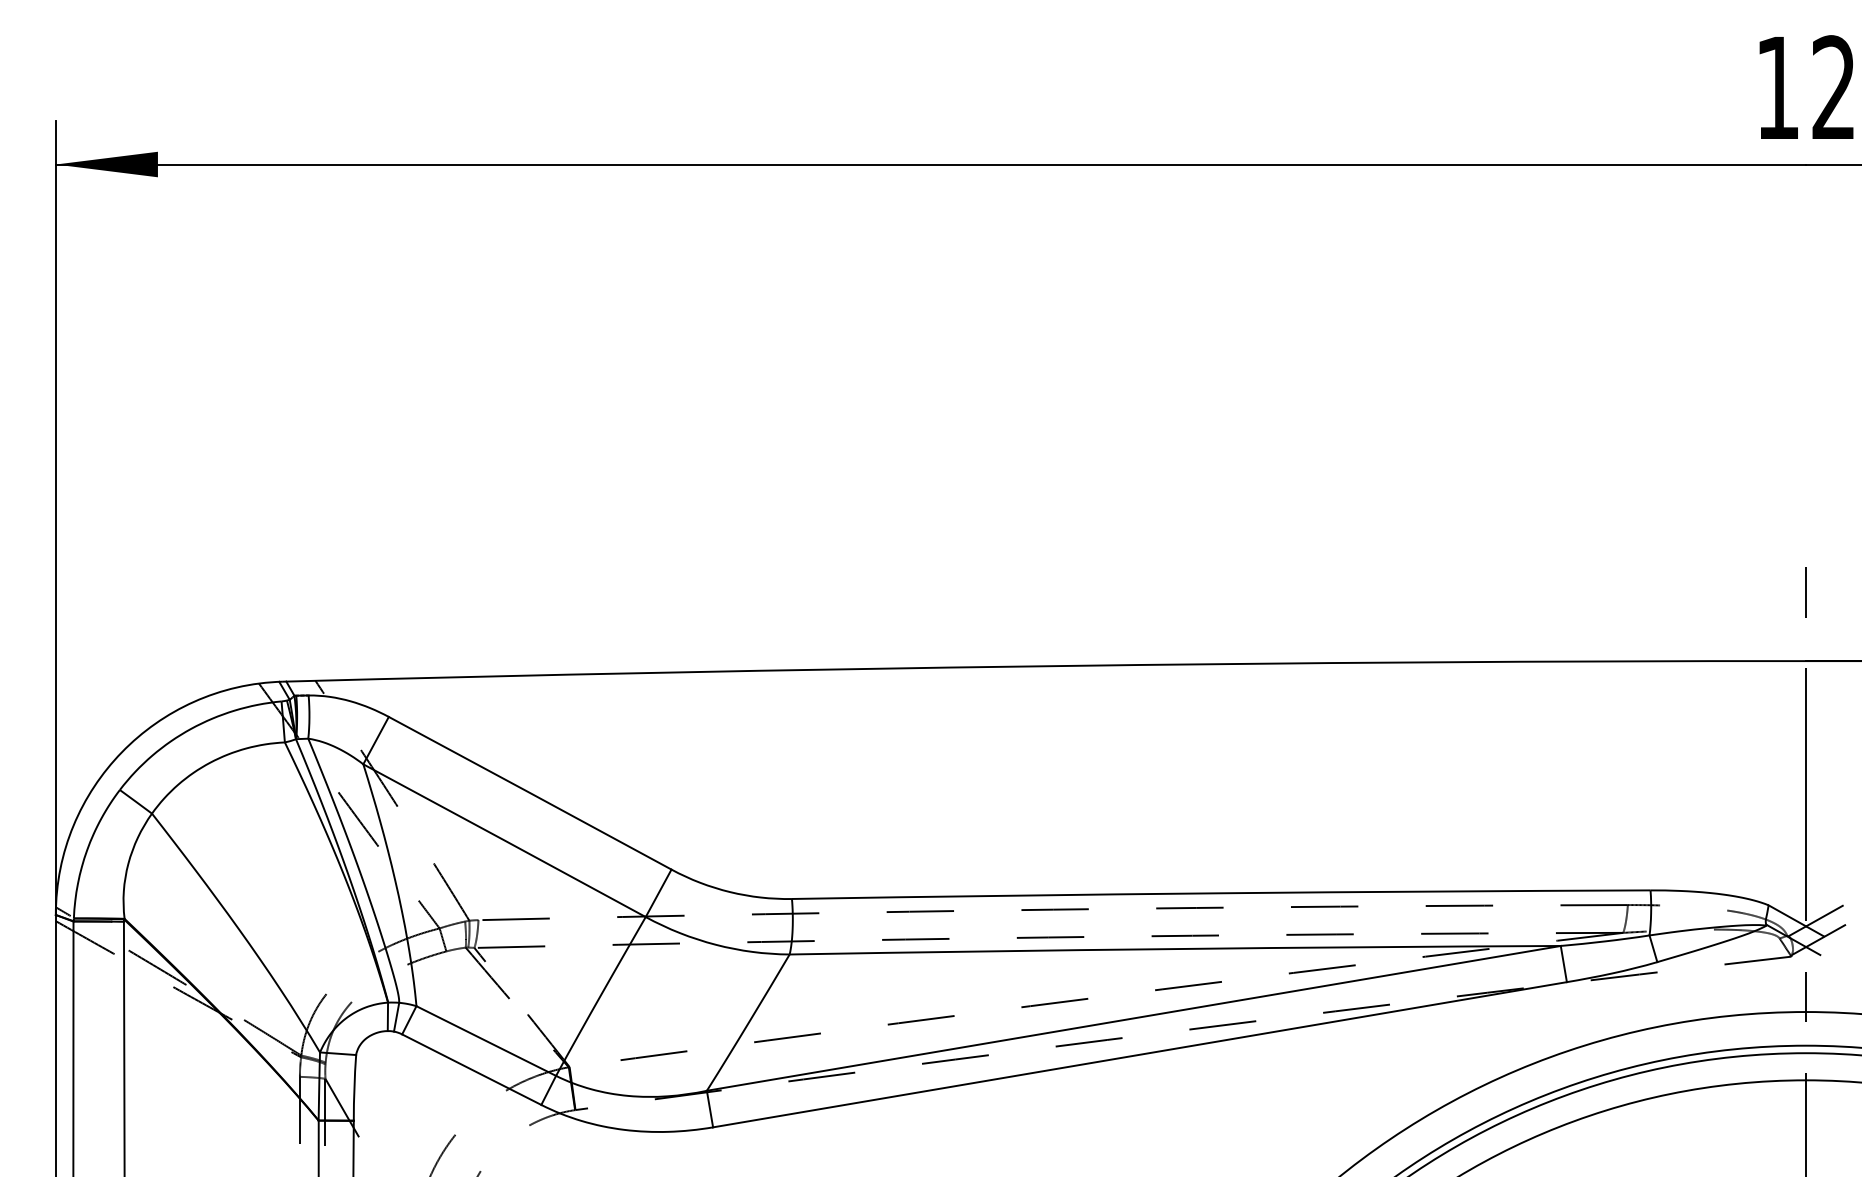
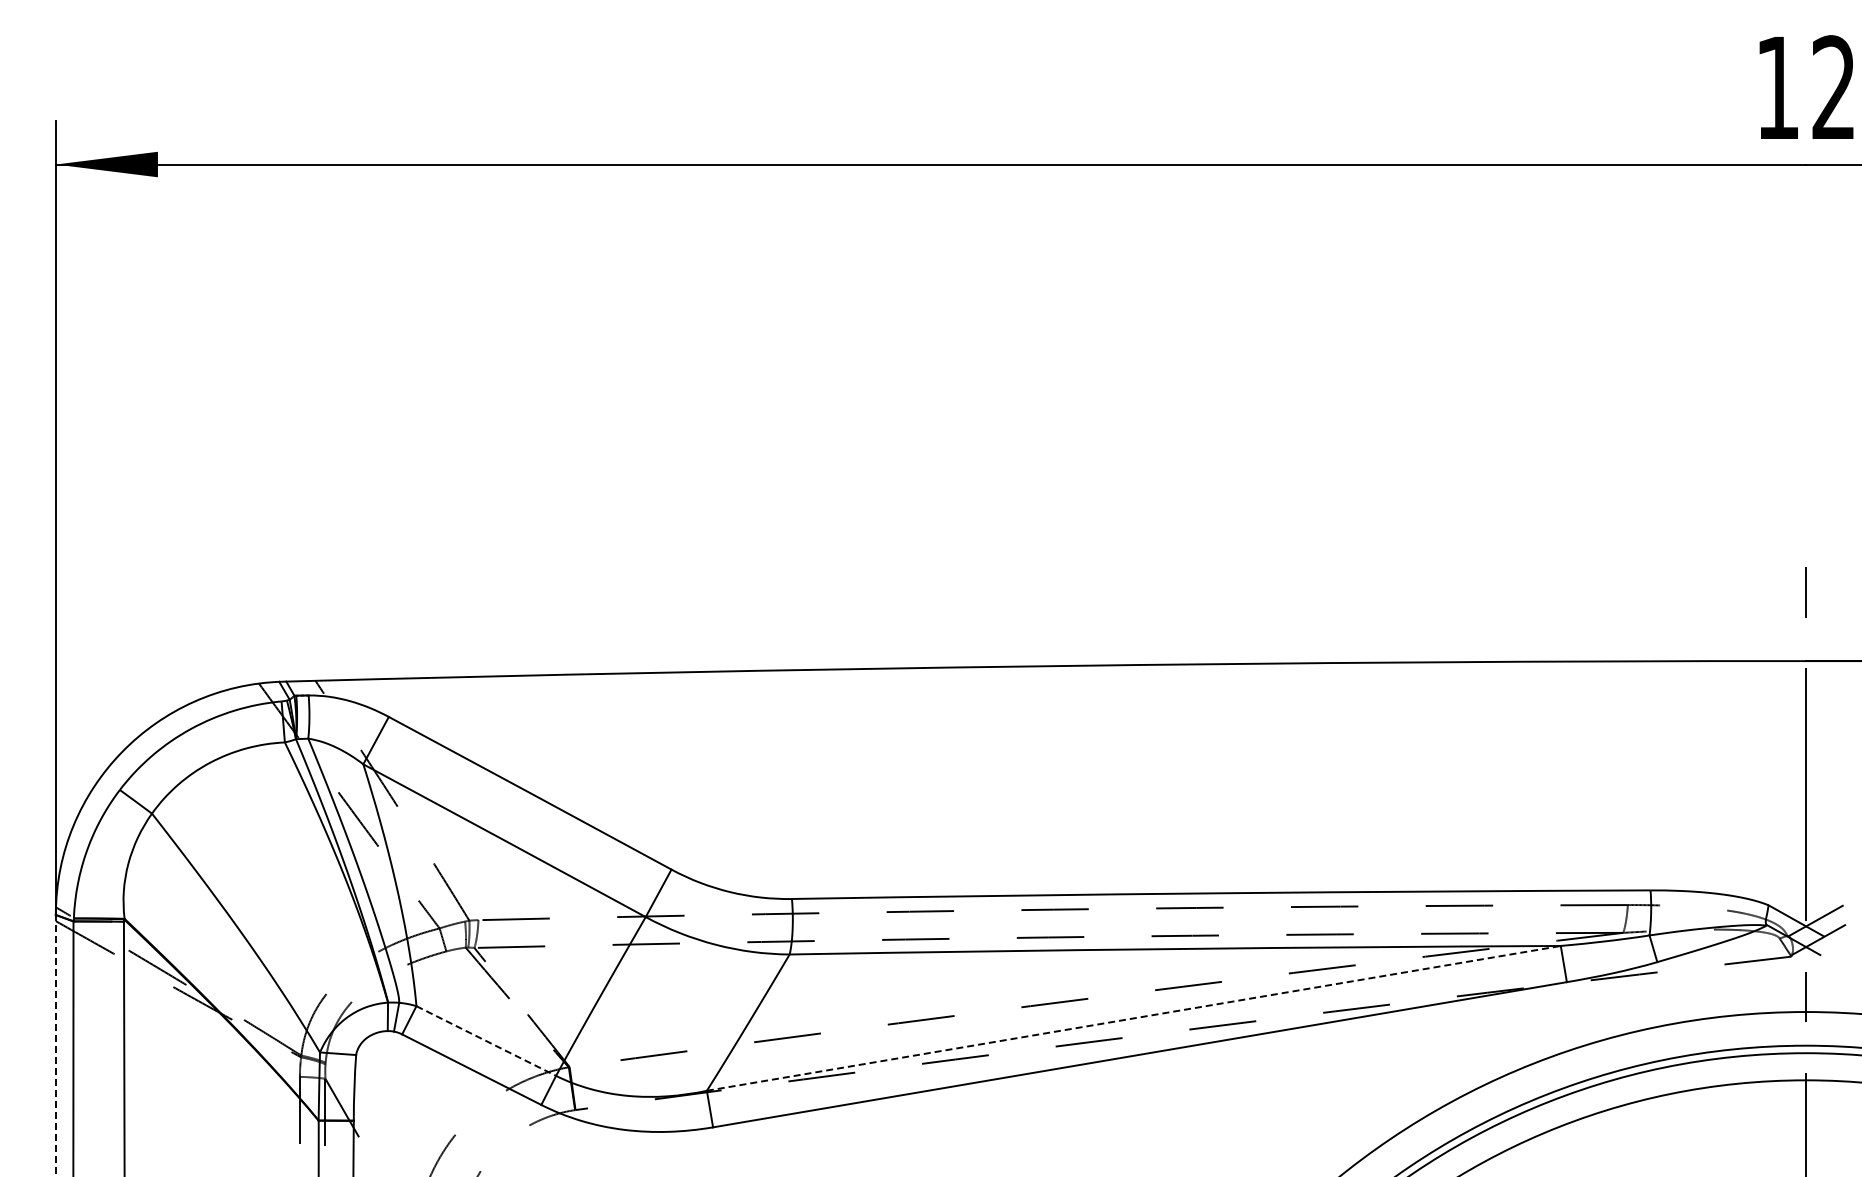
line: solid -> dashed (1134, 1018)
line: solid -> dashed (486, 1041)
line: solid -> dashed (55, 1045)
